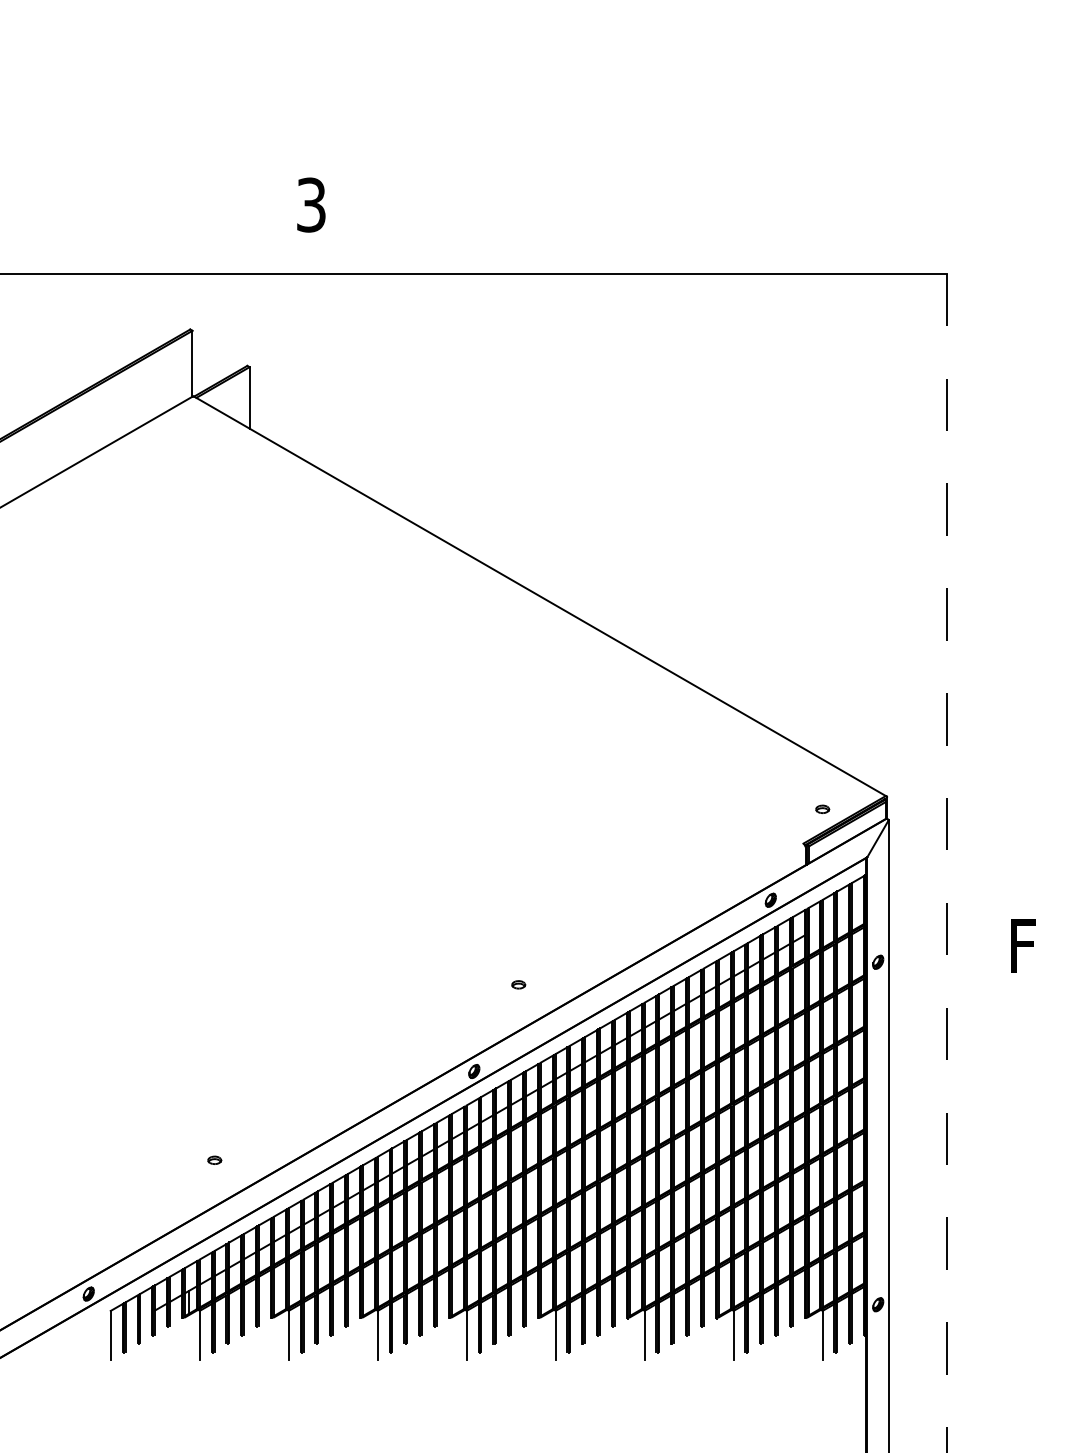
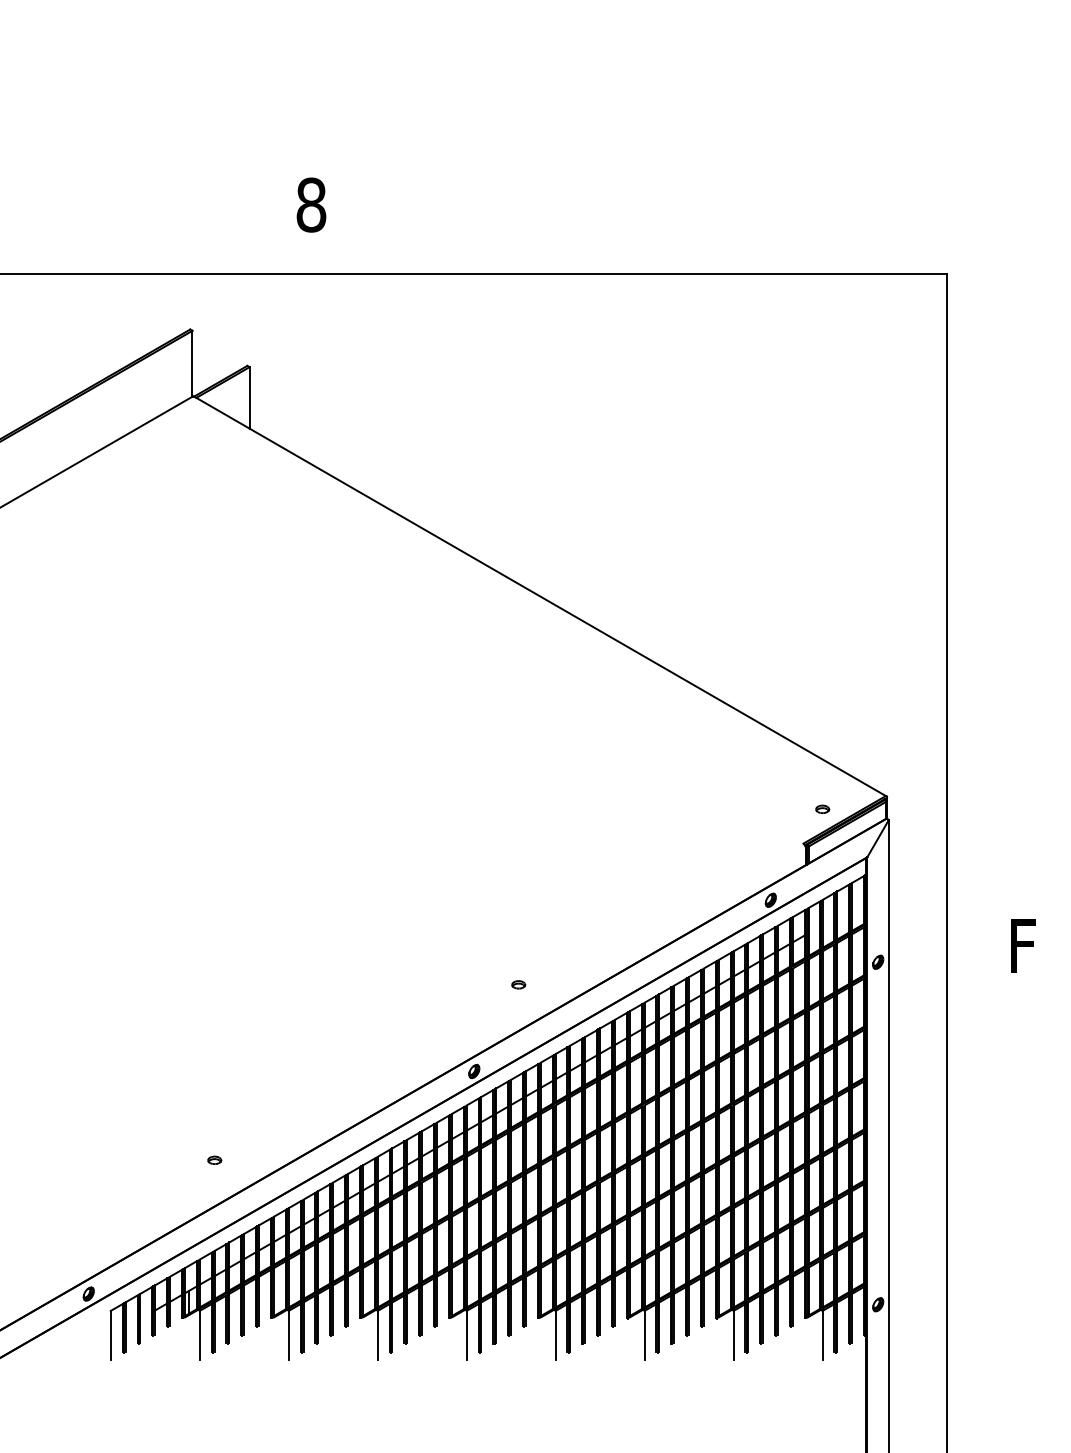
text: 3 -> 8 (311, 204)
line: dashed -> solid (946, 863)
